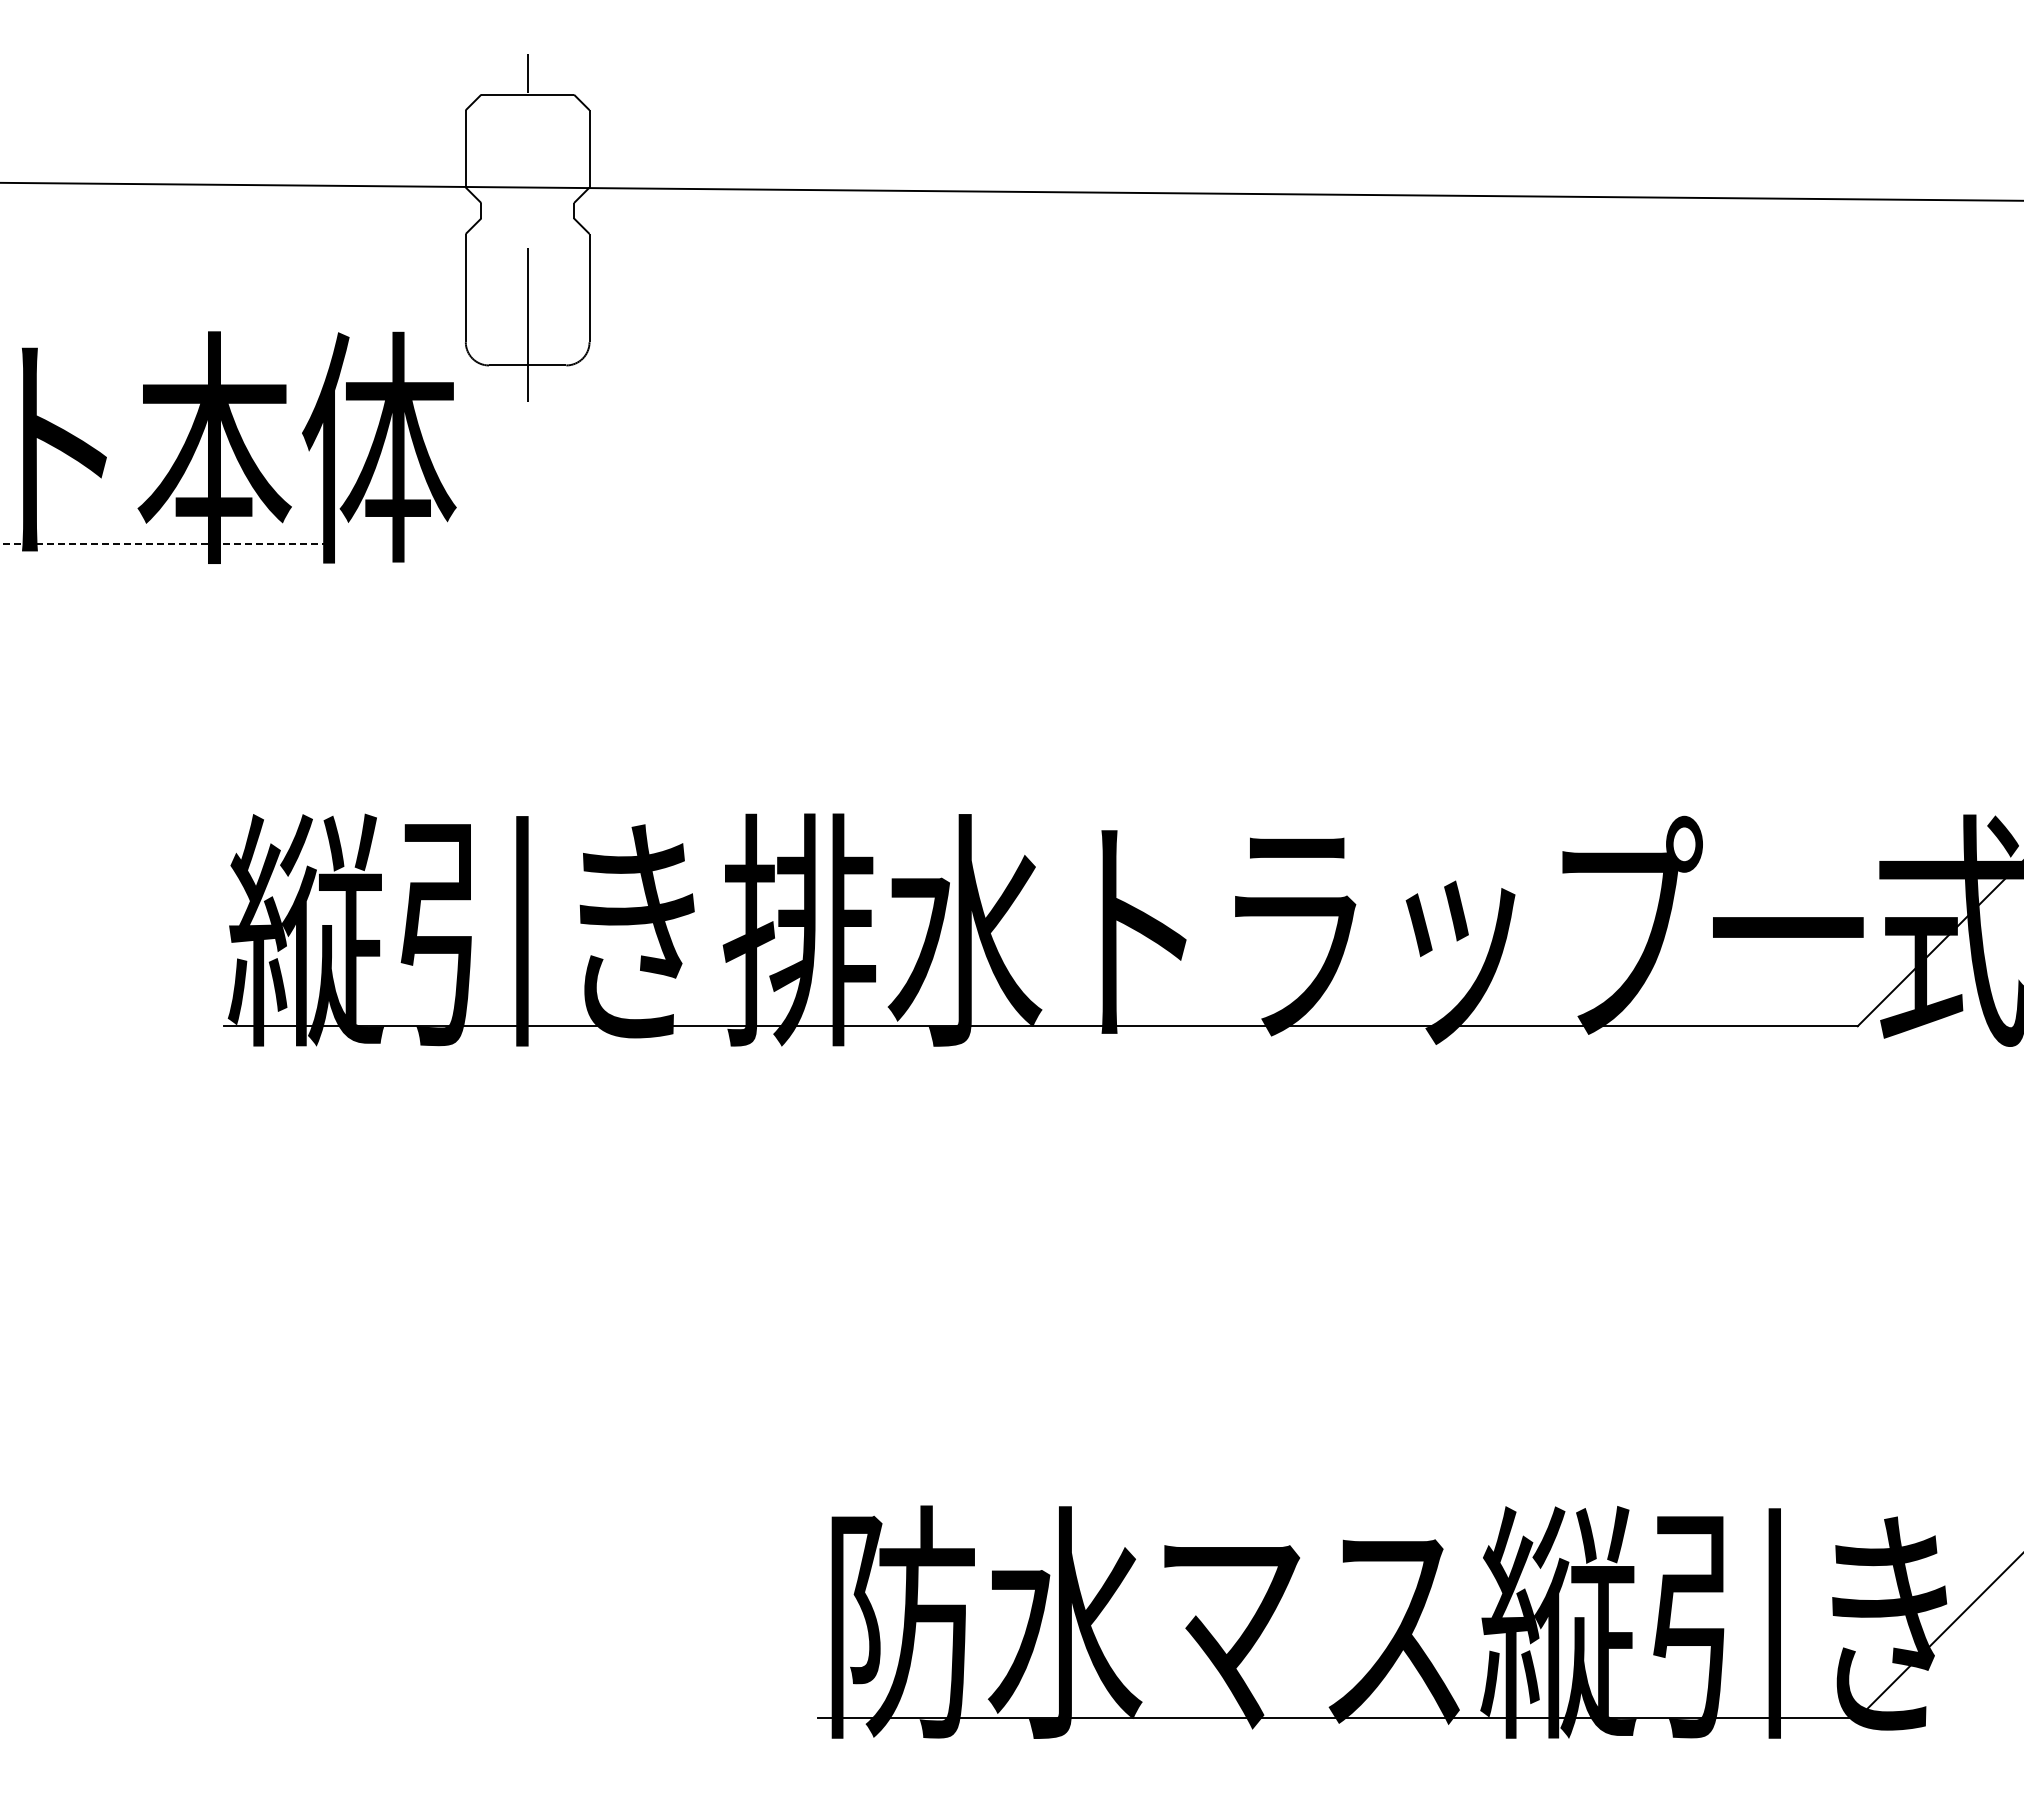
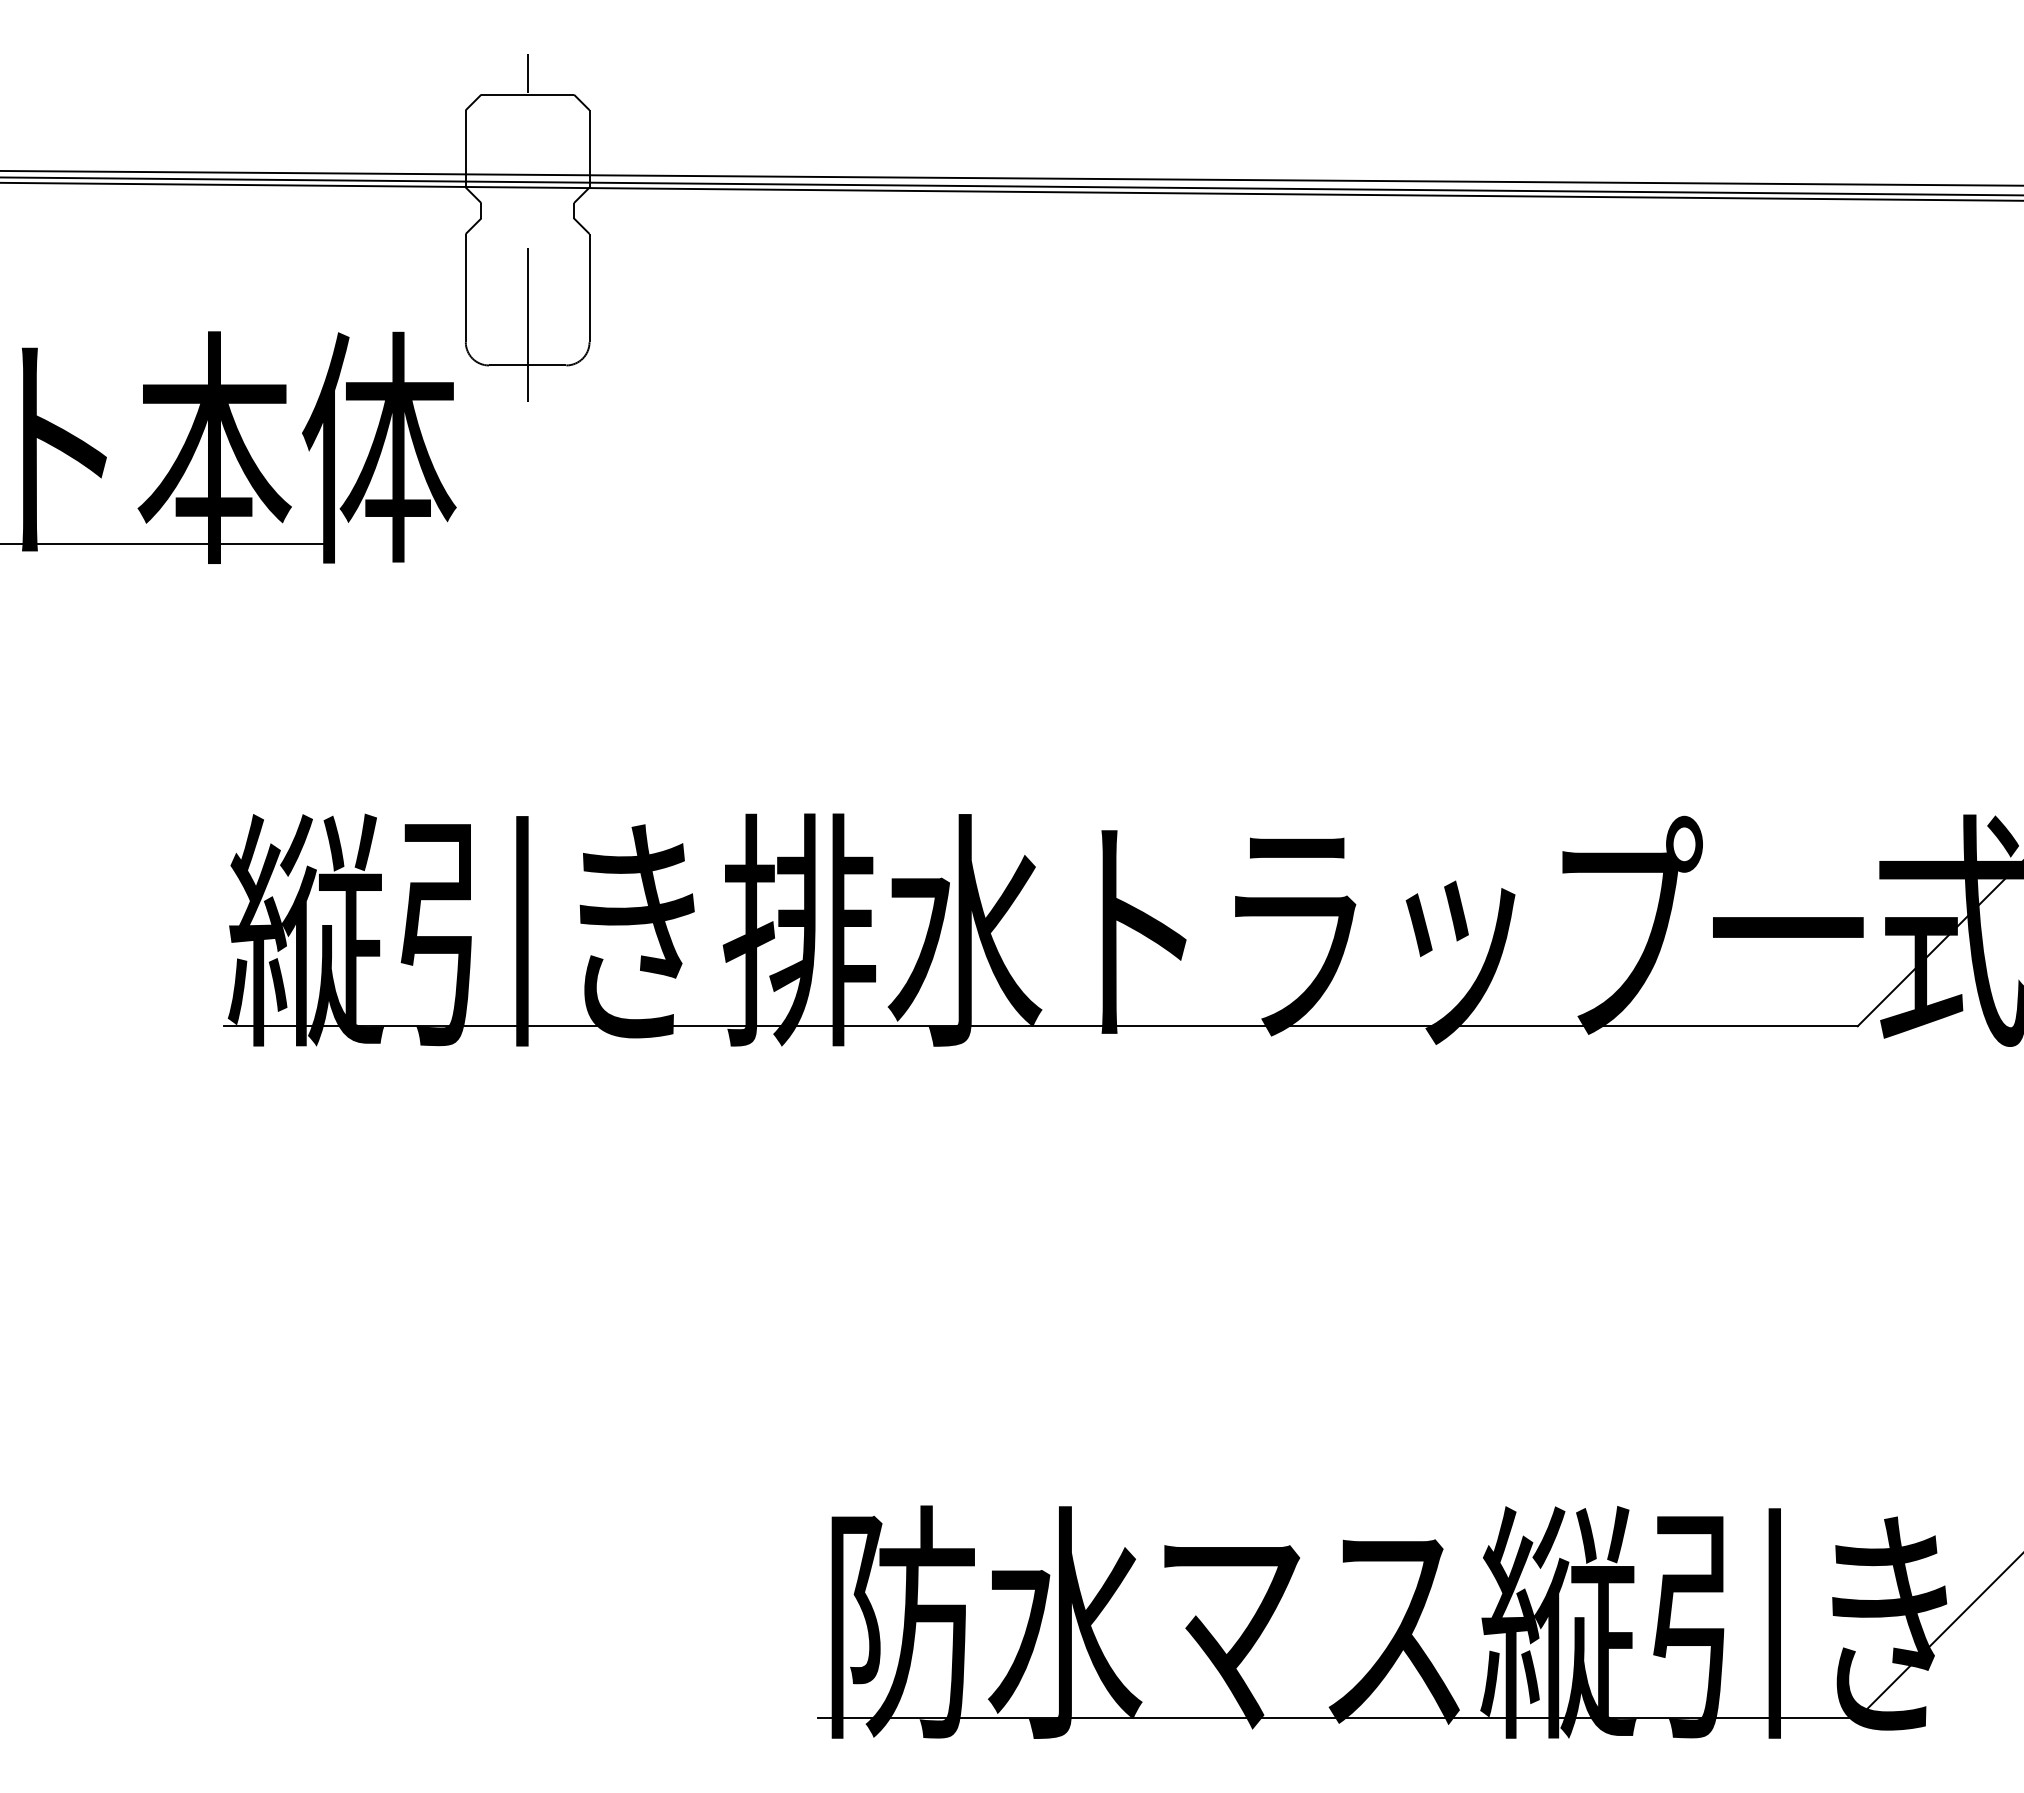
line: none -> present (1011, 178)
line: none -> present (1011, 186)
line: dashed -> solid (166, 543)
